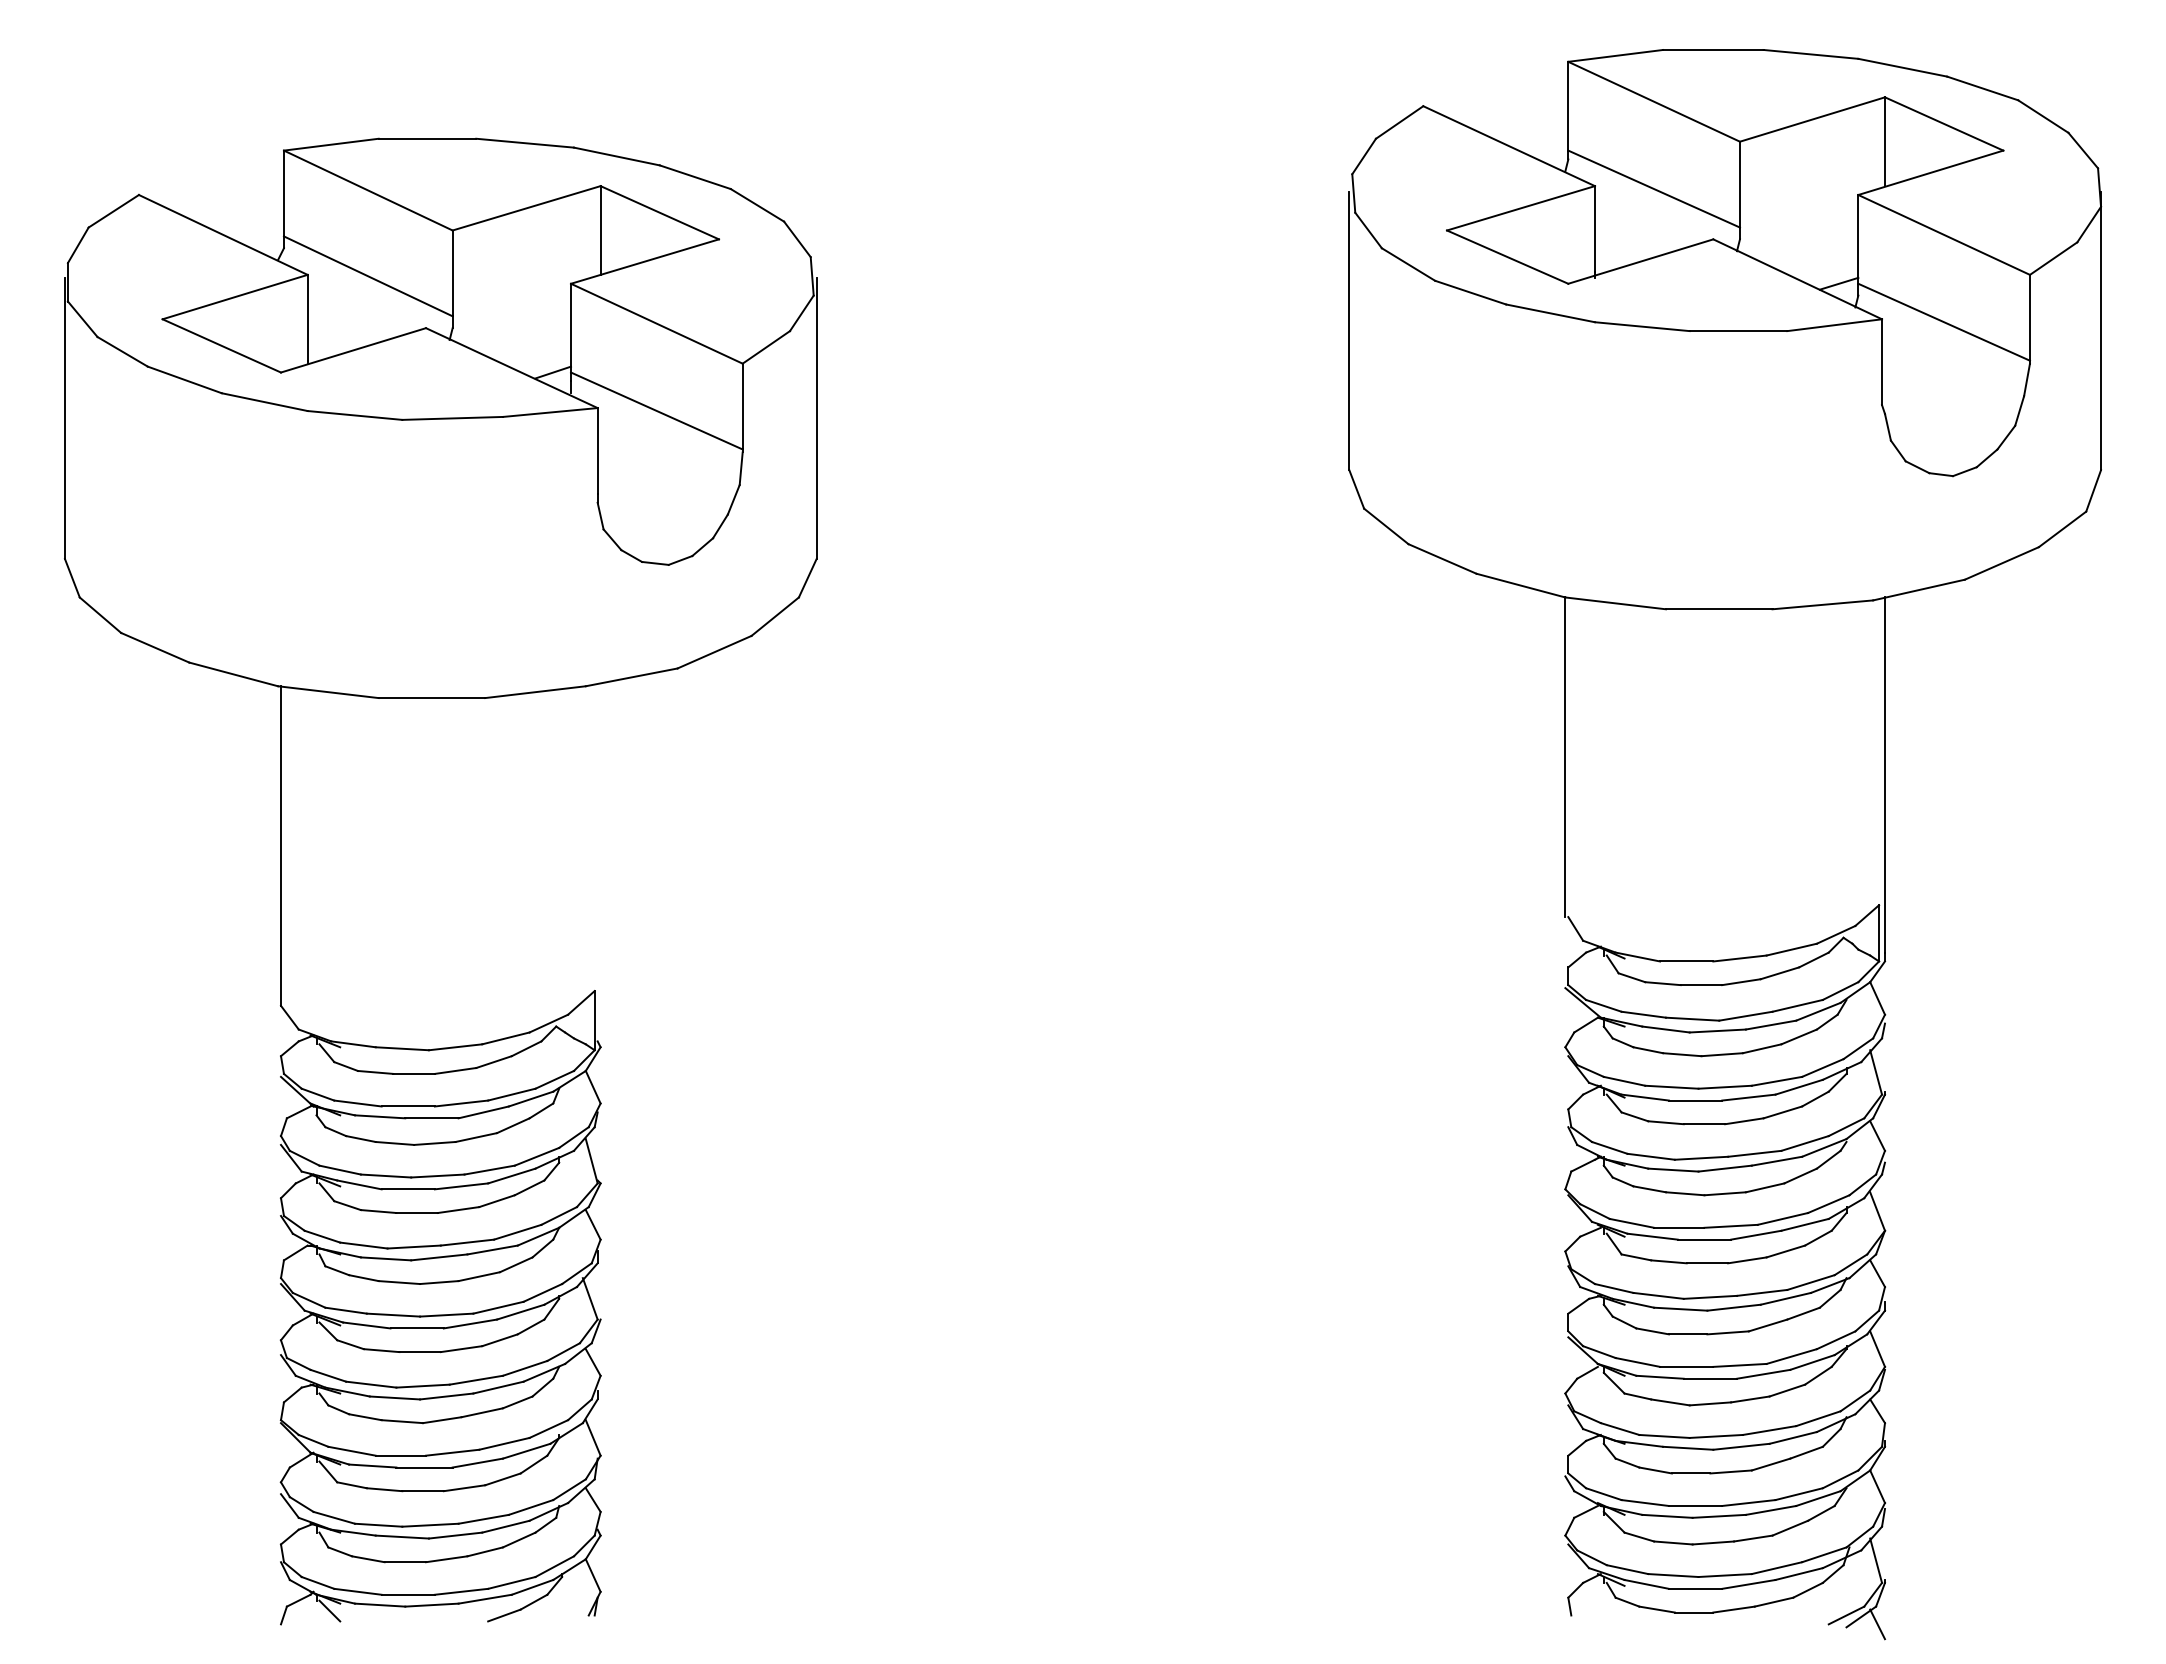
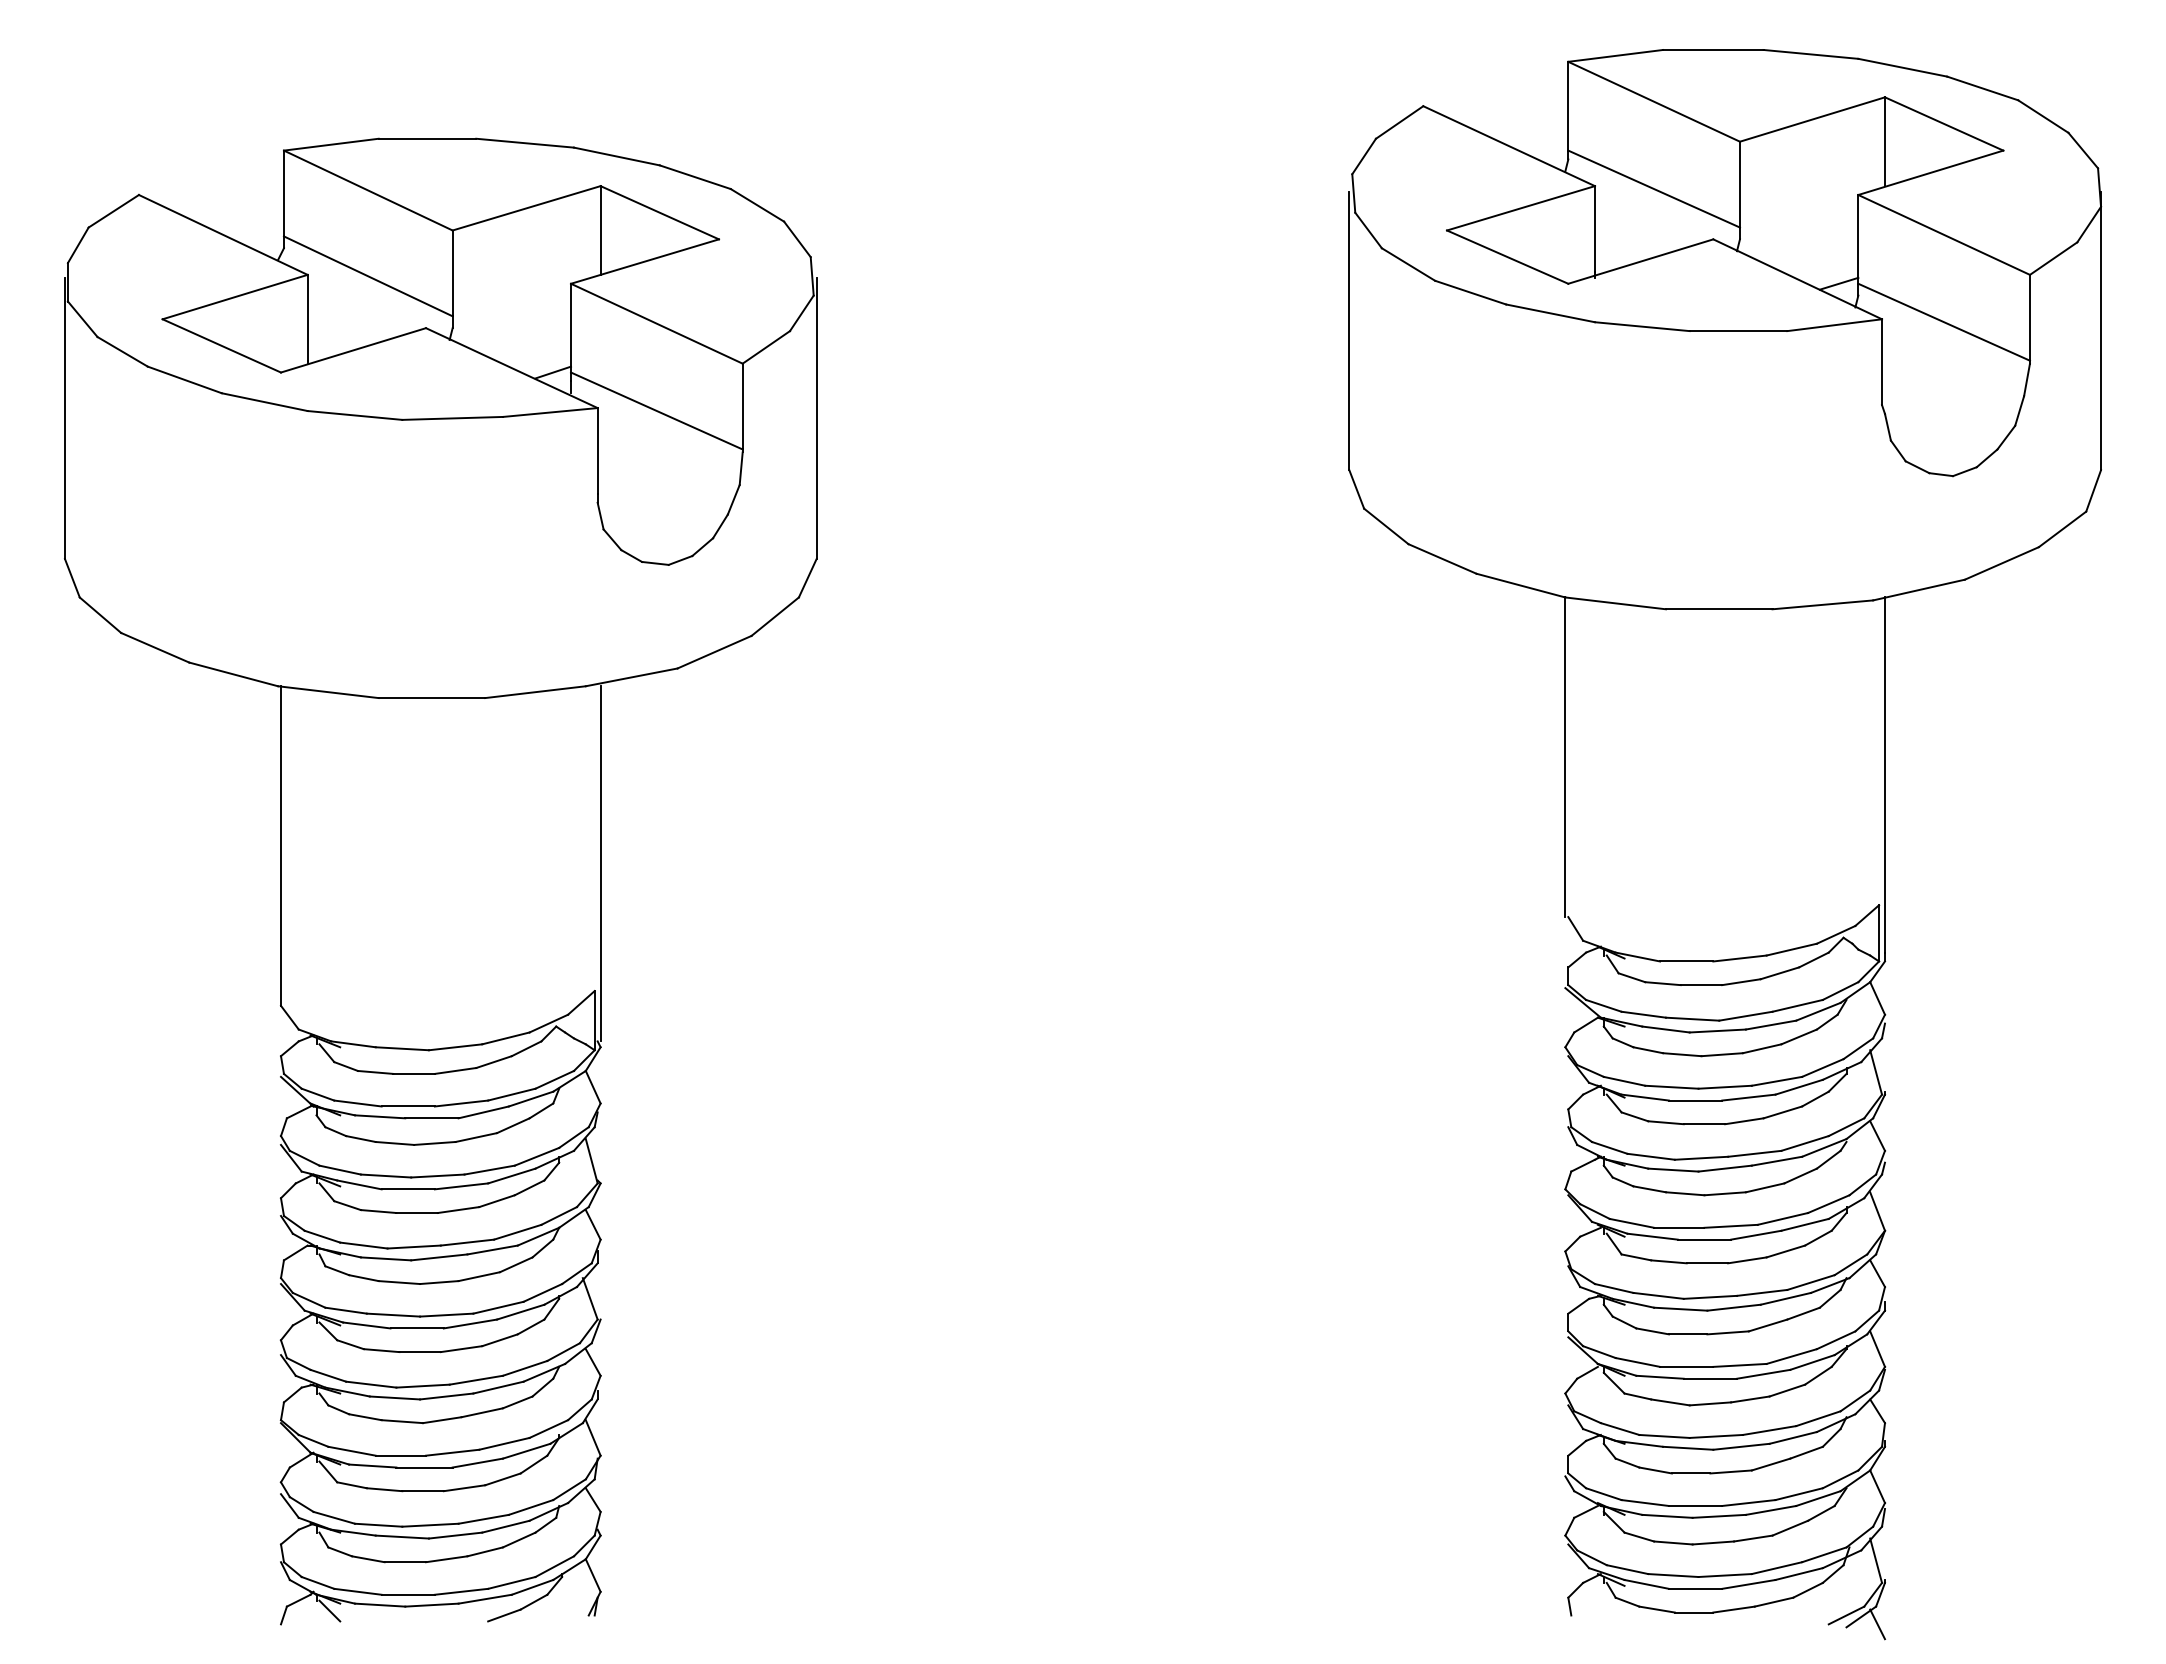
line: none -> present (600, 863)
